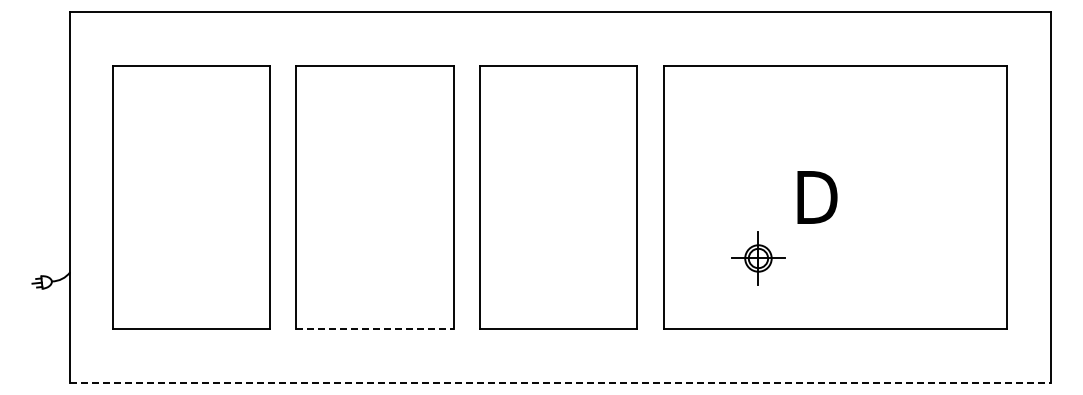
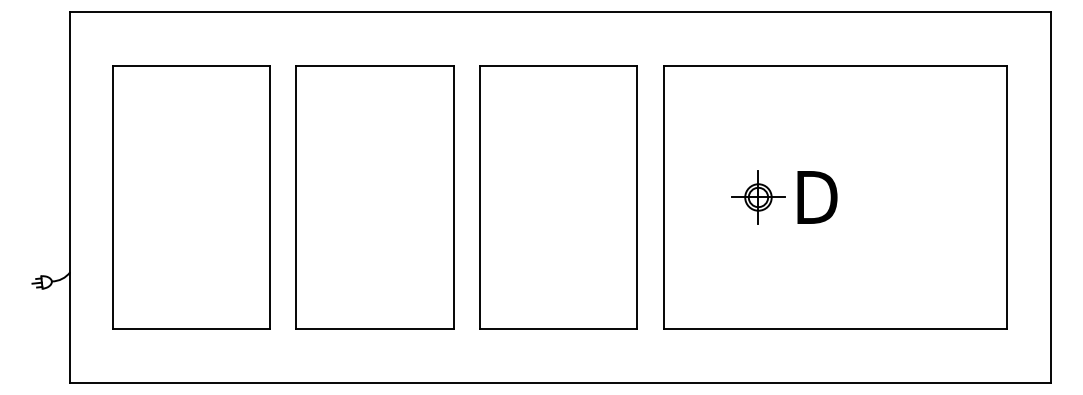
part position: (758, 258) -> (758, 197) (758, 197)
line: dashed -> solid (374, 329)
line: dashed -> solid (560, 382)
